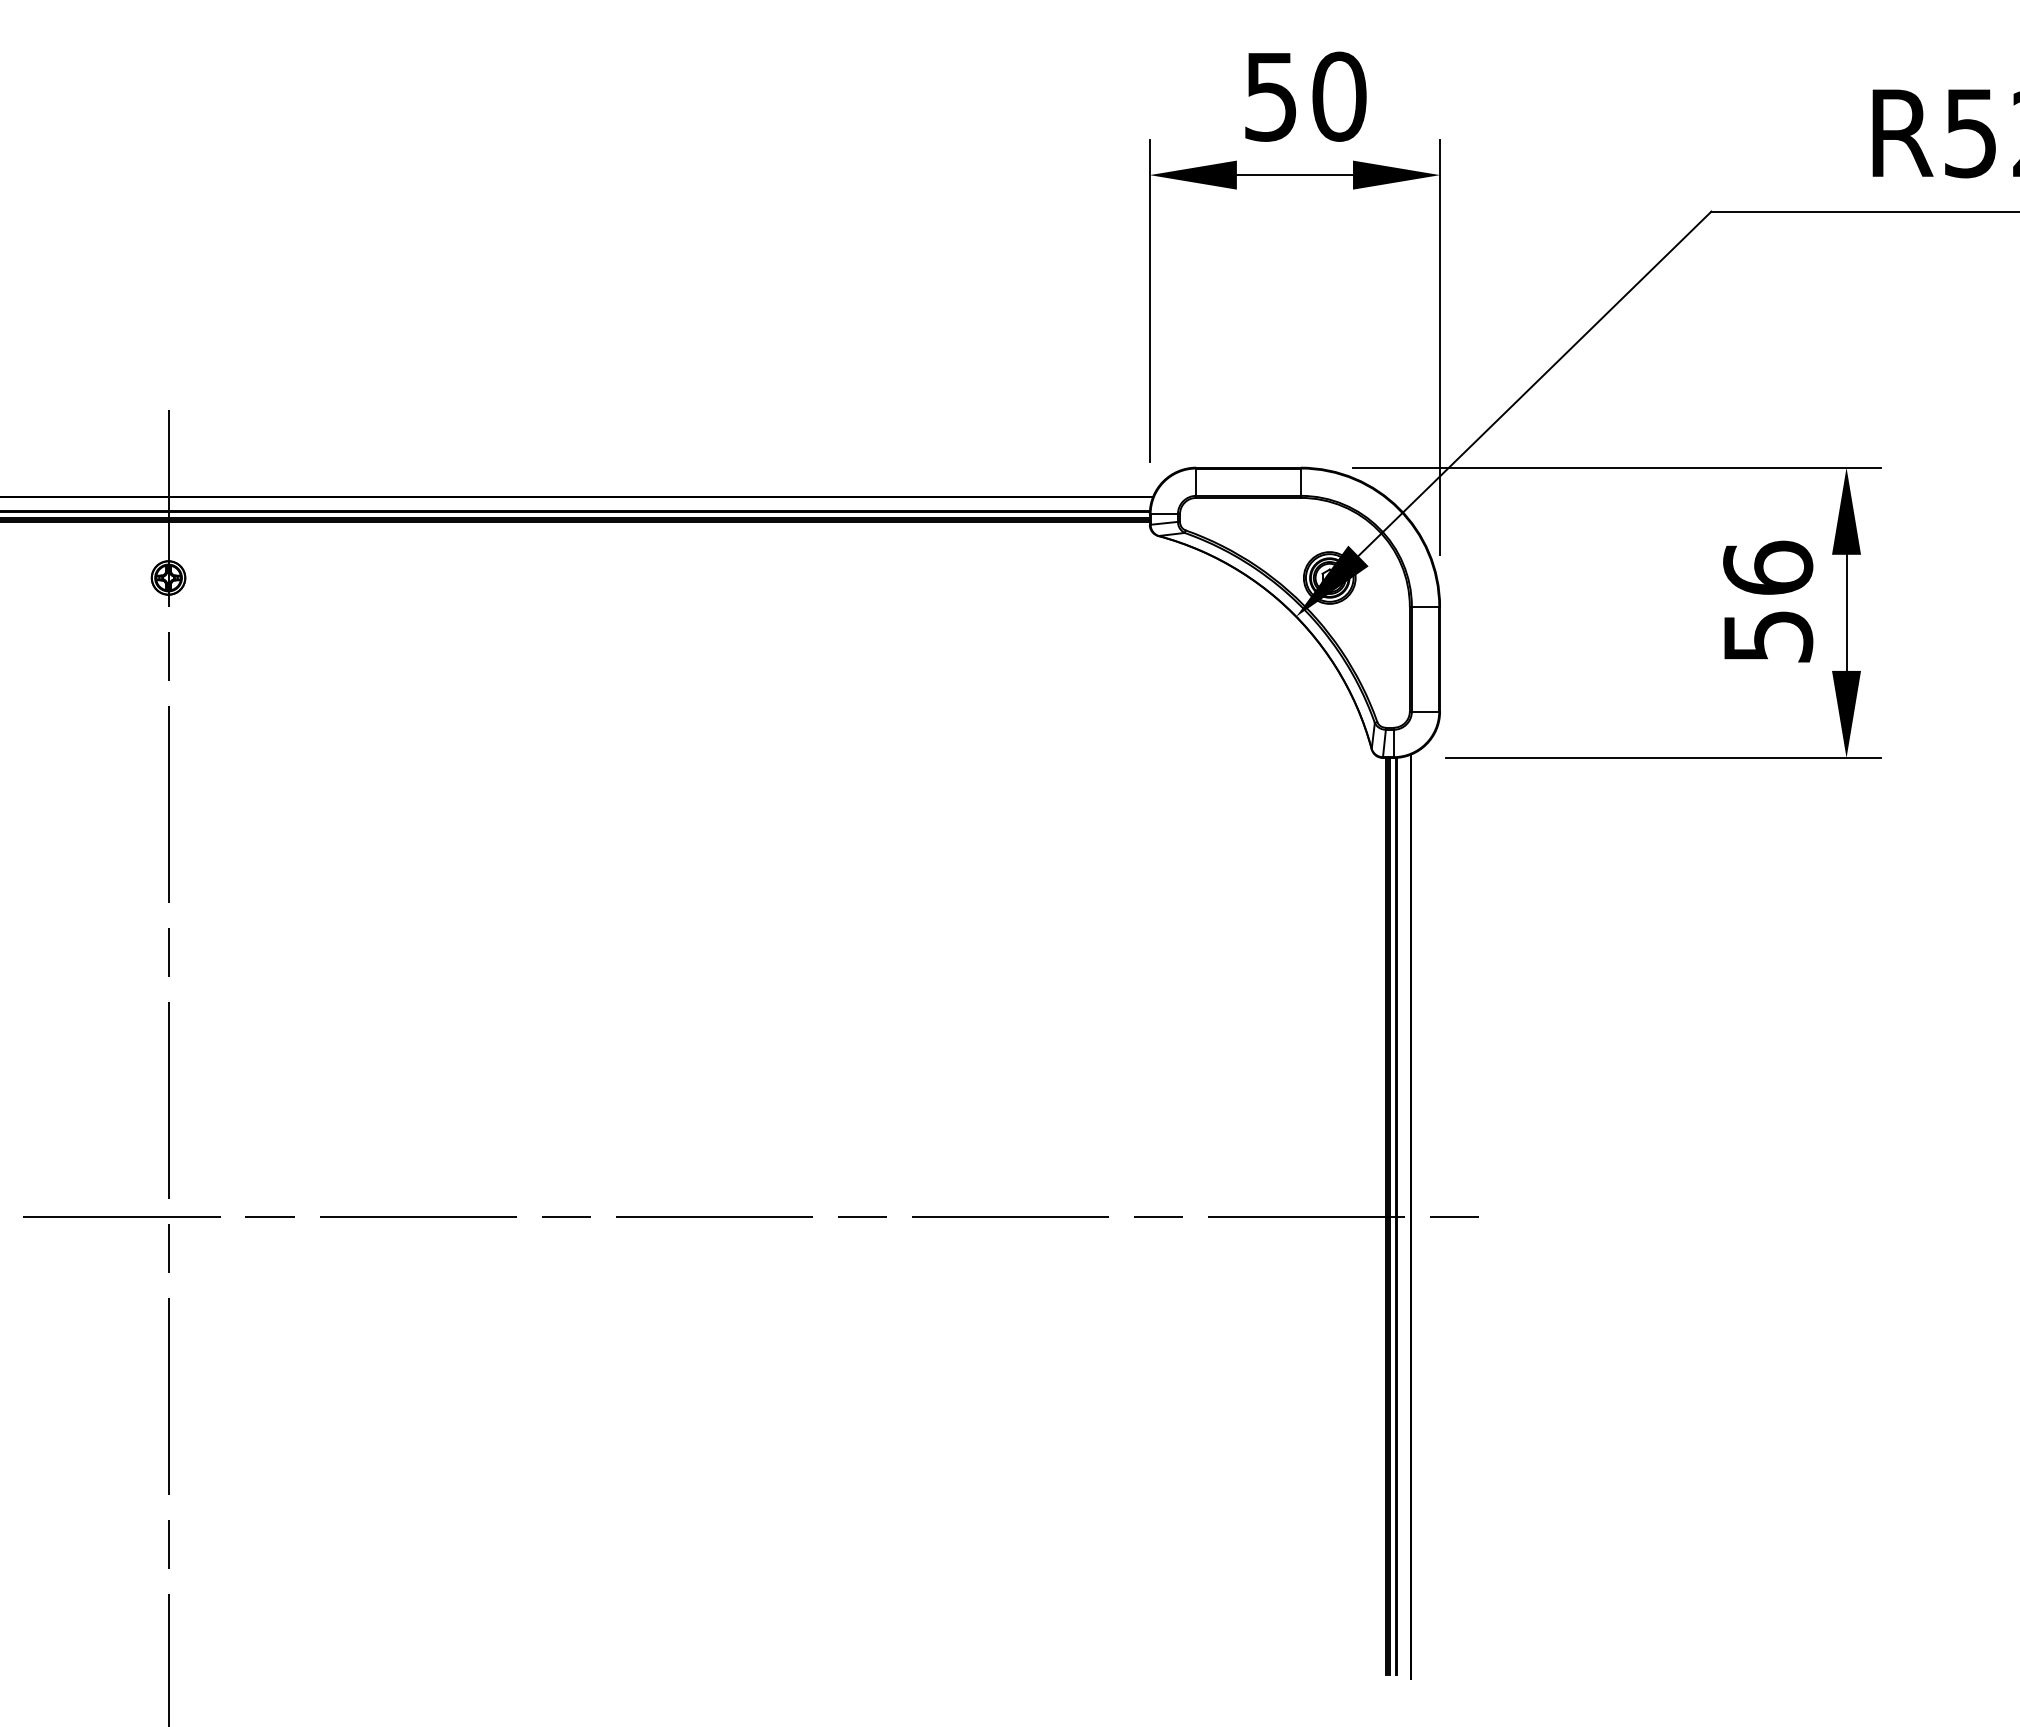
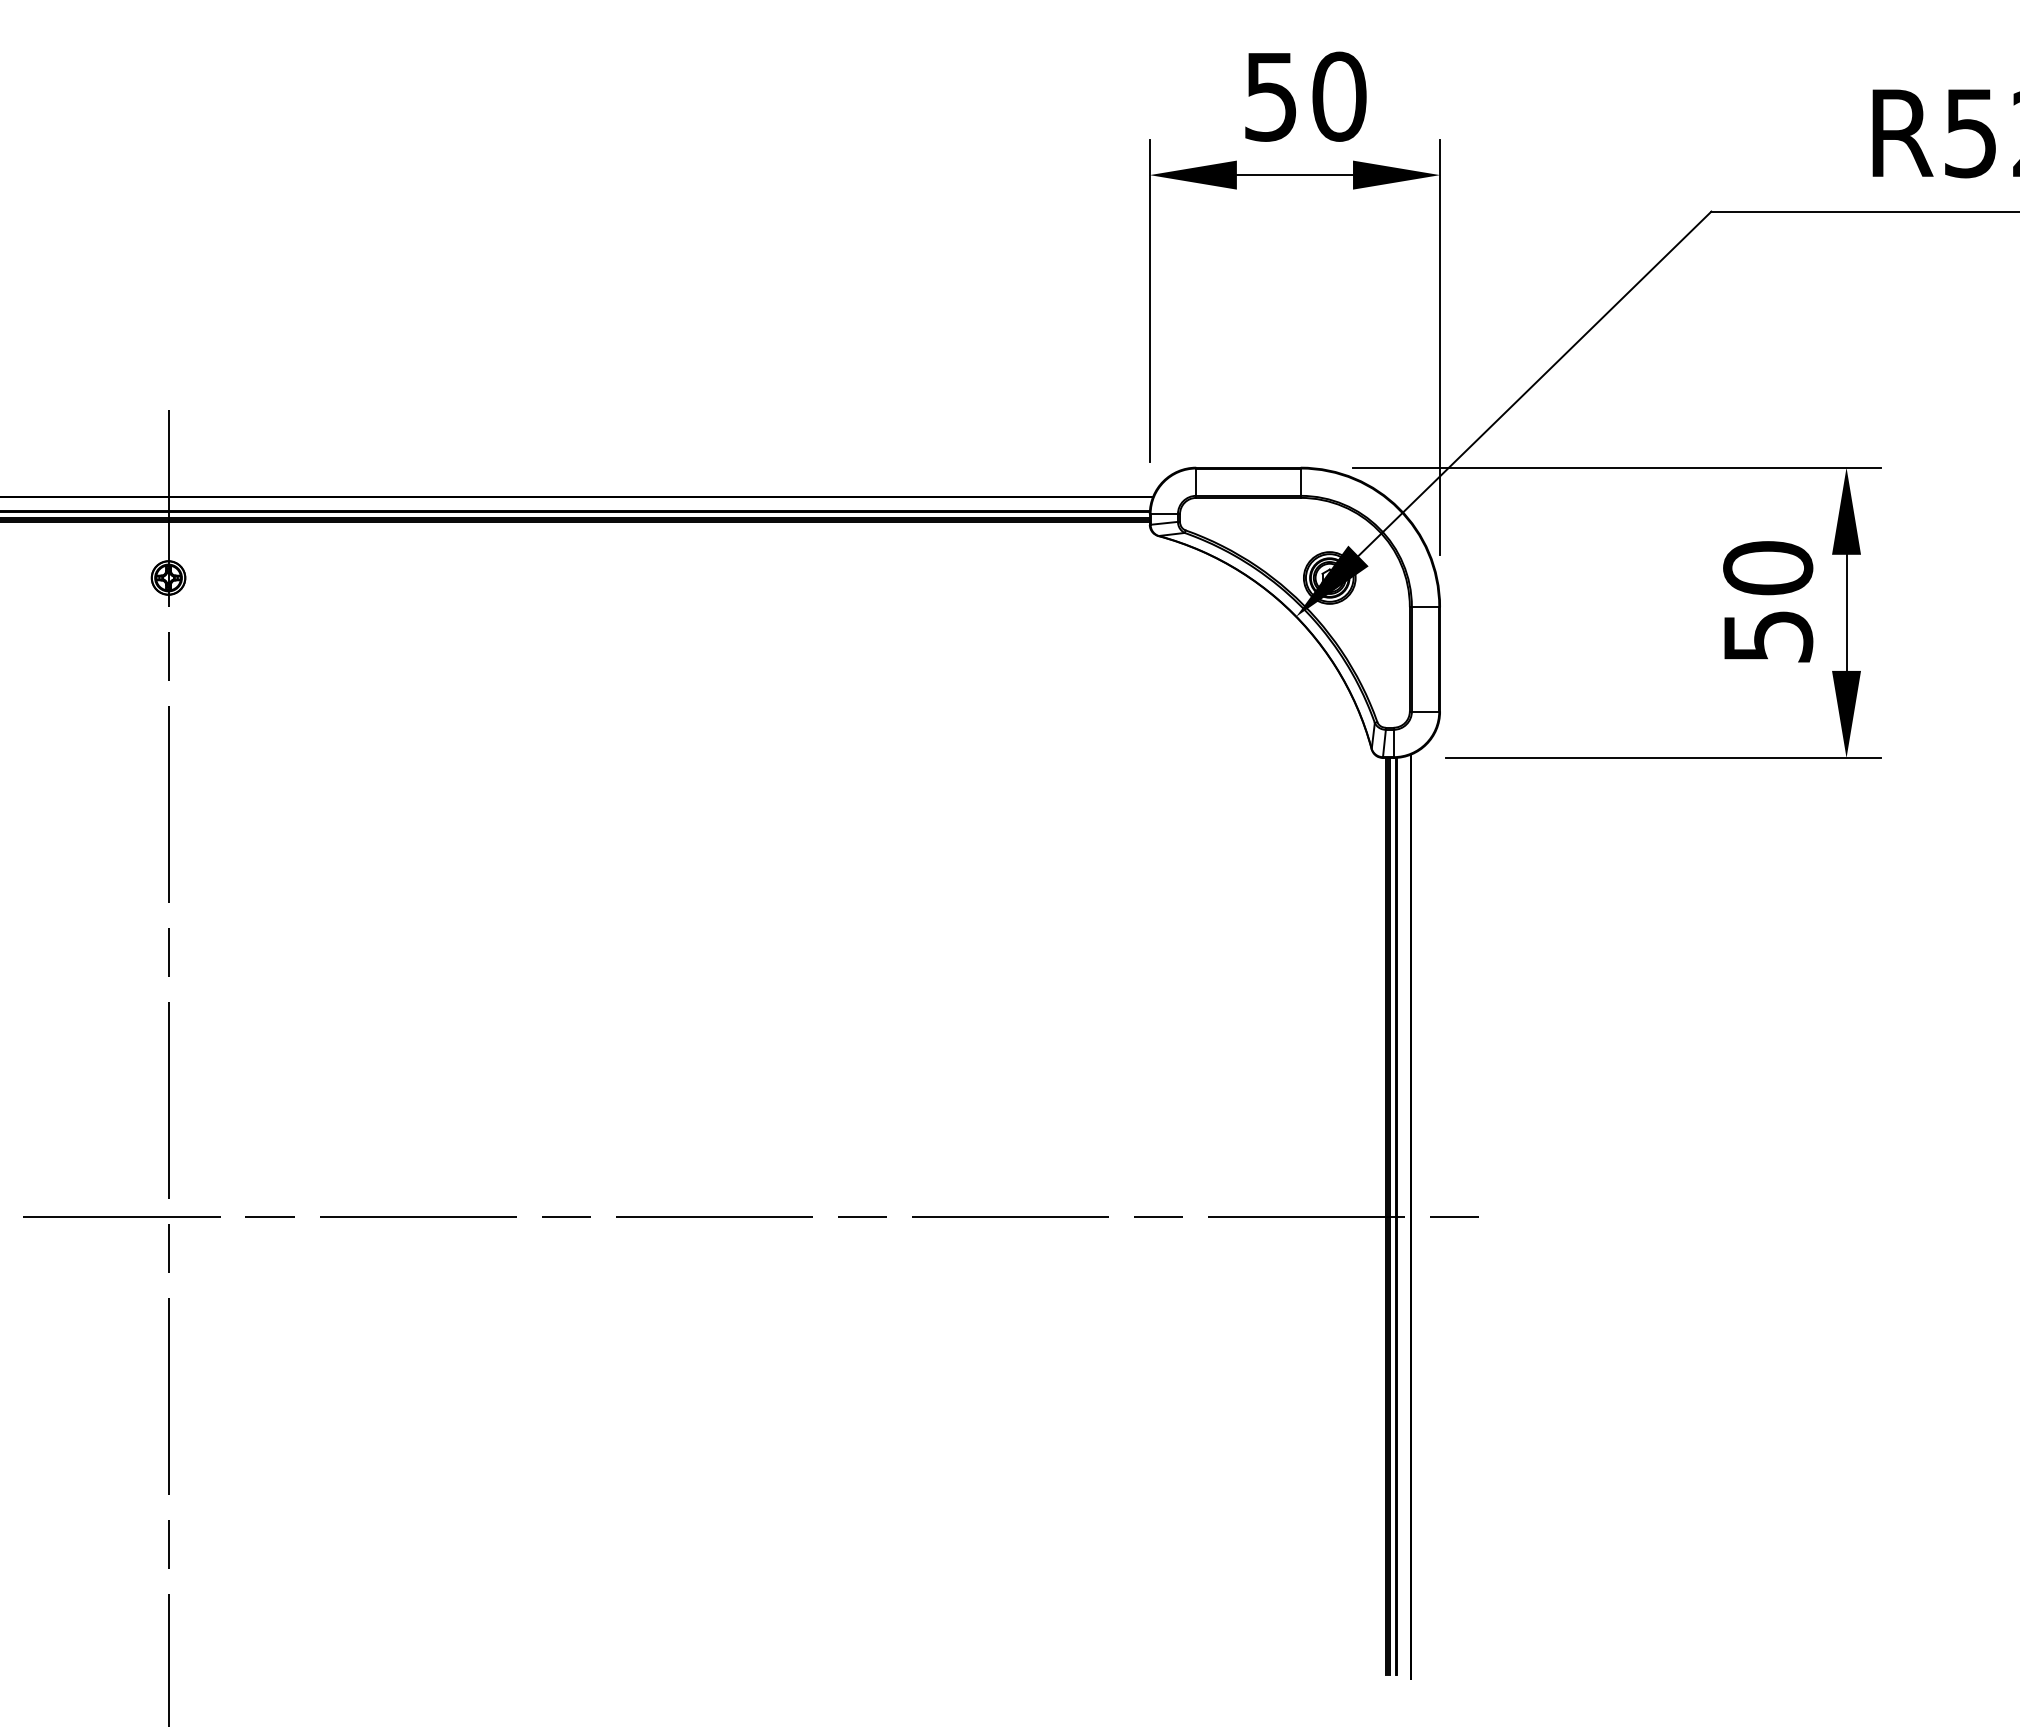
text: 56 -> 50 (1768, 567)
